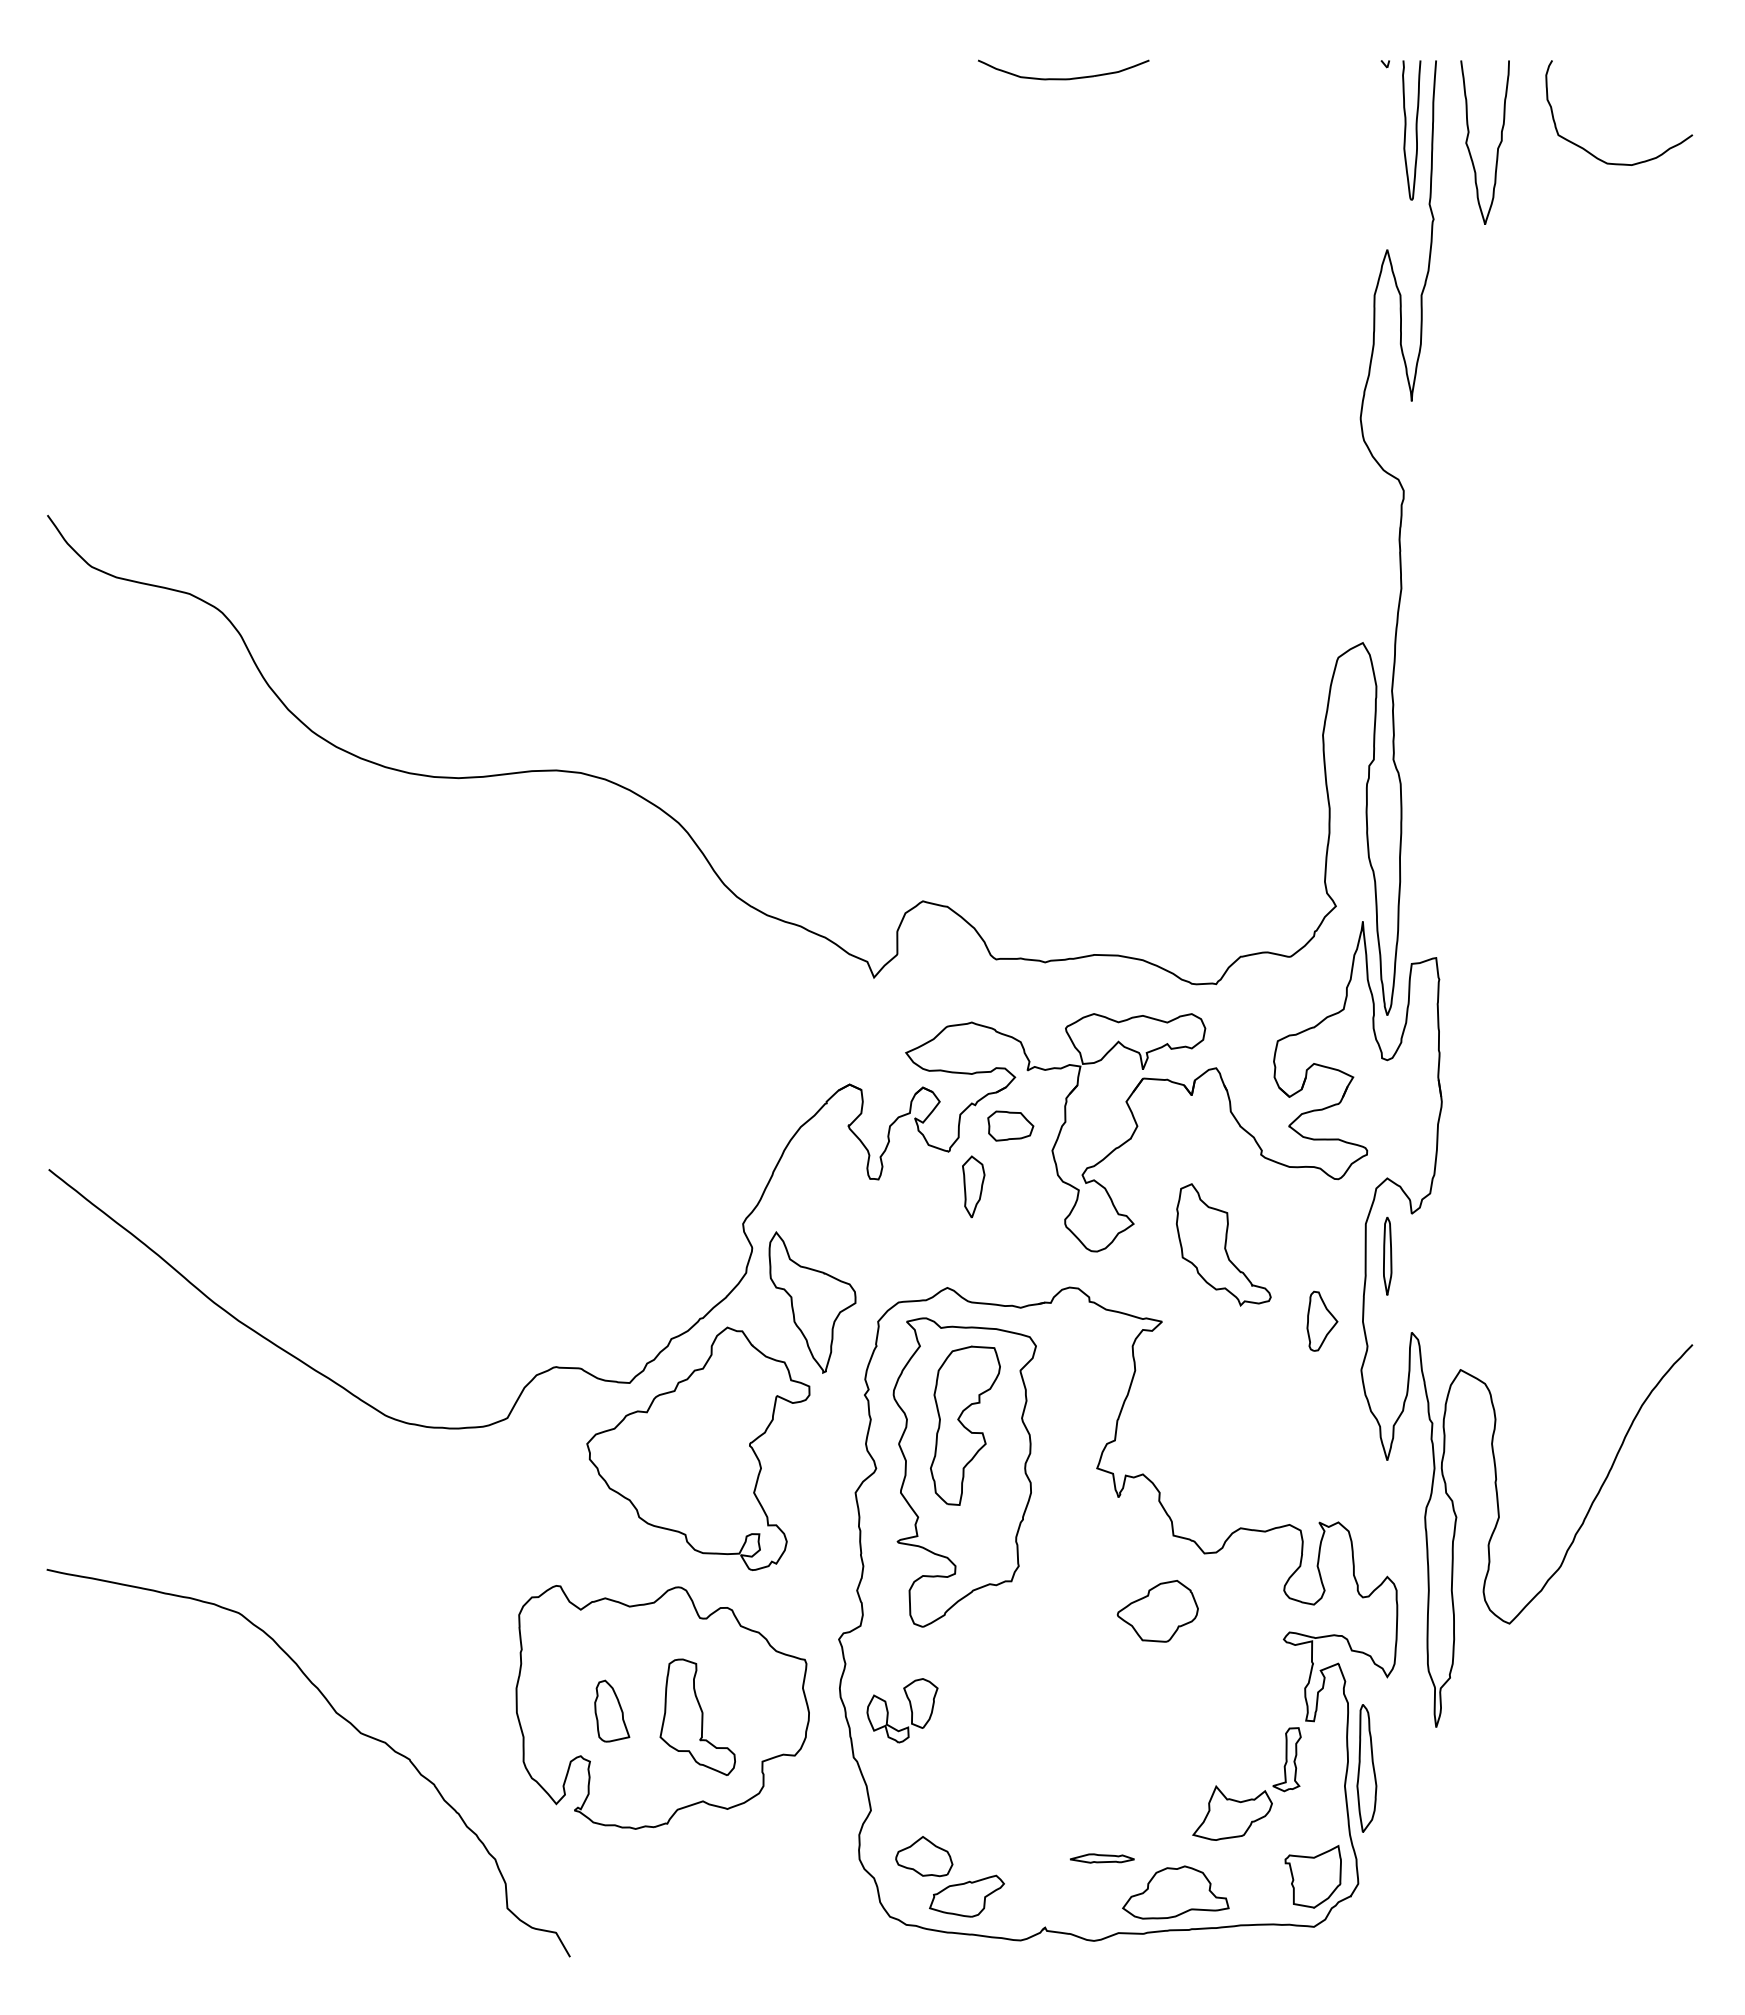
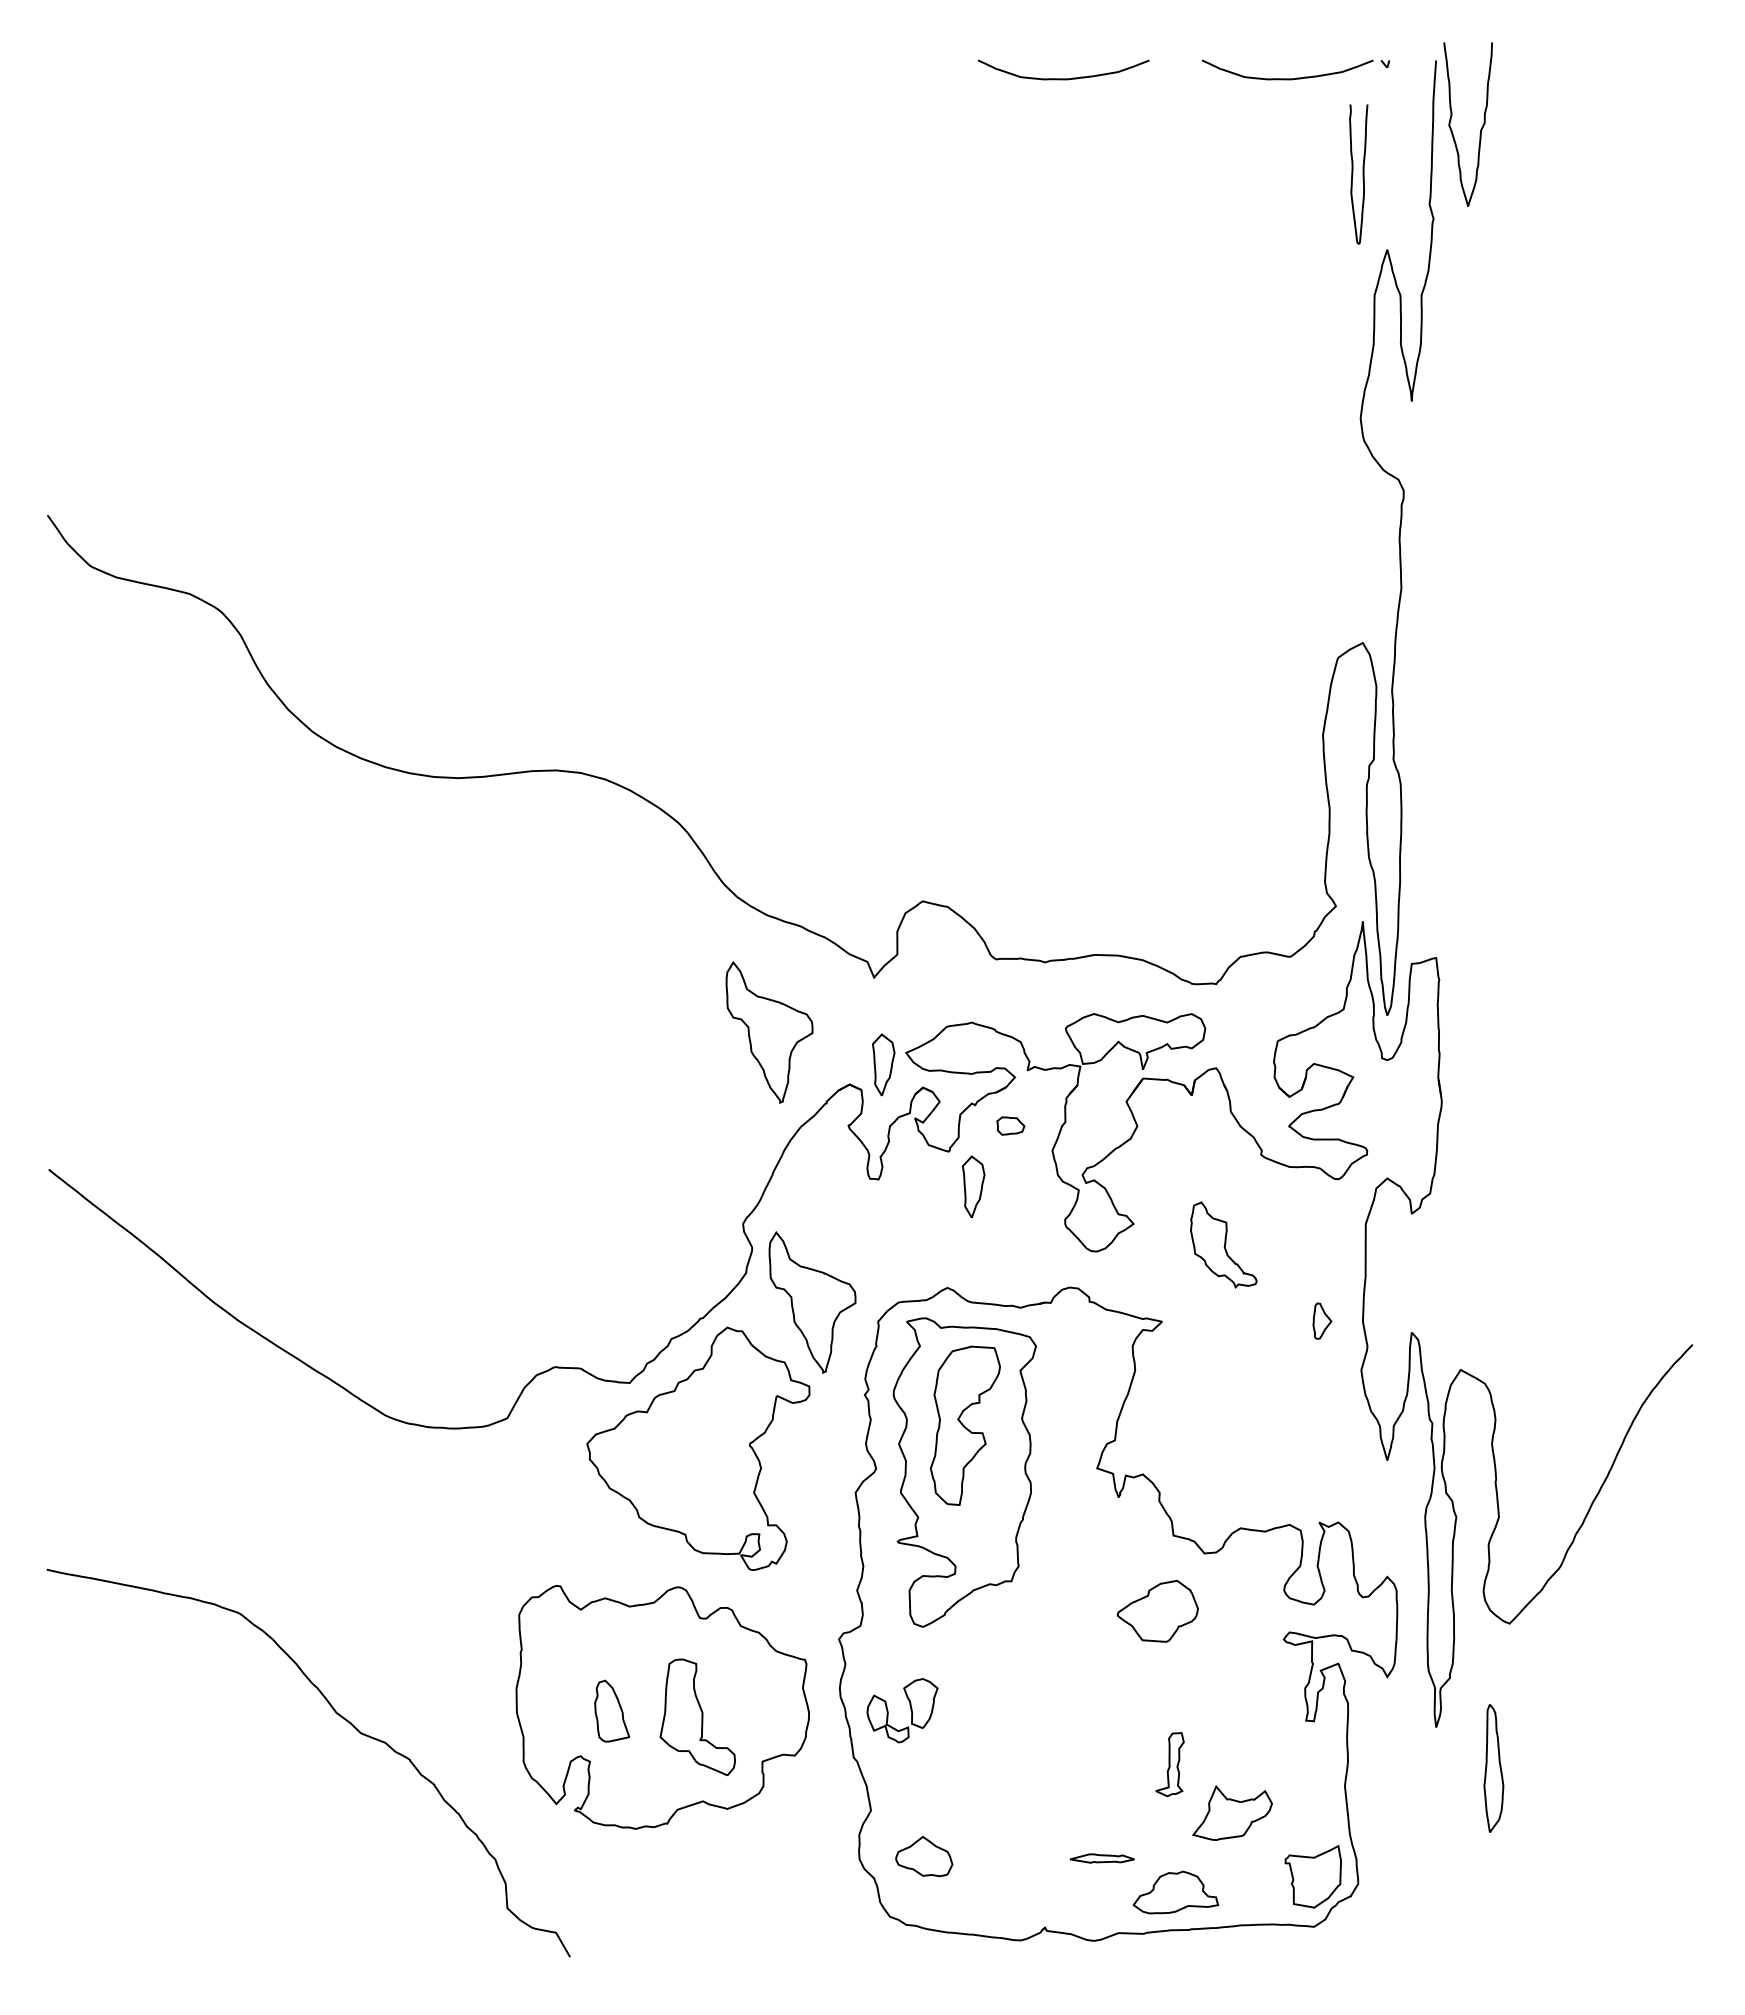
part: none -> present (1287, 78)
part position: (1411, 130) -> (1358, 174) (1358, 174)
curve position: (1497, 147) -> (1480, 129) (1480, 129)
curve: present -> none (1592, 153)
part: none -> present (769, 1032)
part: none -> present (883, 1064)
part size: 48x32 px -> 30x20 px (1010, 1125)
part size: 96x124 px -> 68x88 px (1223, 1244)
part: present -> none (1387, 1255)
part size: 33x62 px -> 21x38 px (1322, 1320)
part position: (1286, 1759) -> (1169, 1764) (1169, 1764)
part position: (1366, 1768) -> (1493, 1768) (1493, 1768)
part size: 108x55 px -> 88x45 px (1175, 1892)
part: present -> none (966, 1895)
